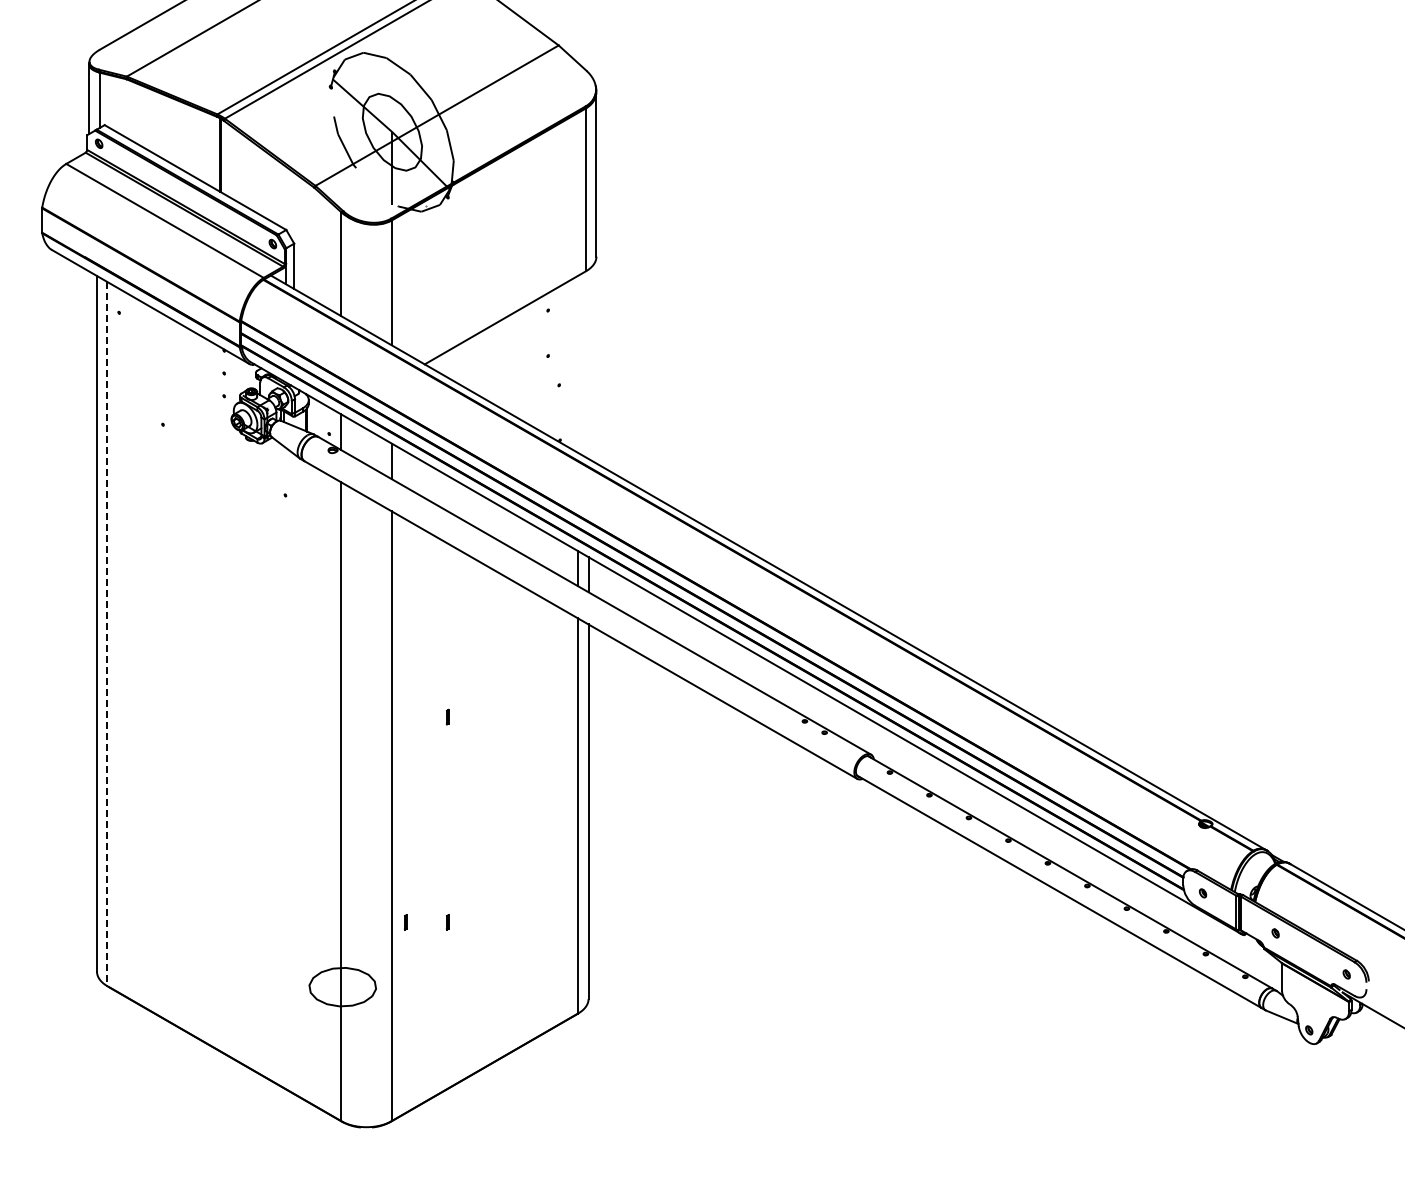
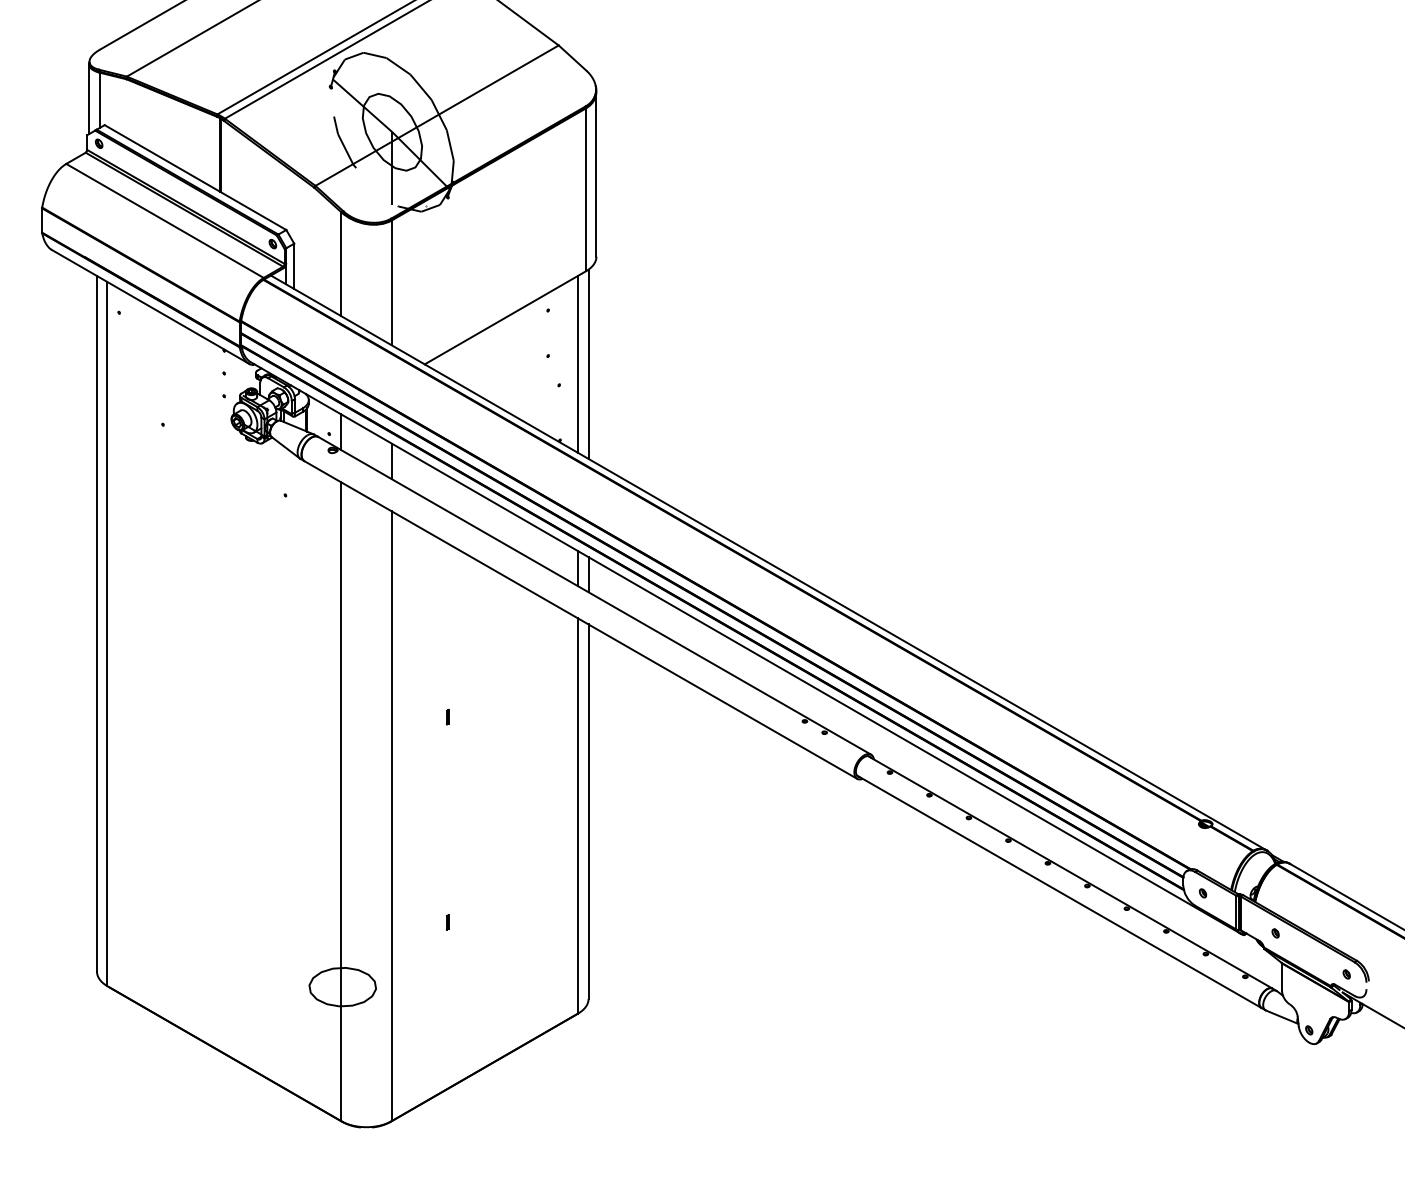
line: none -> present (578, 363)
line: none -> present (588, 363)
line: dashed -> solid (107, 634)
part: present -> none (405, 922)
